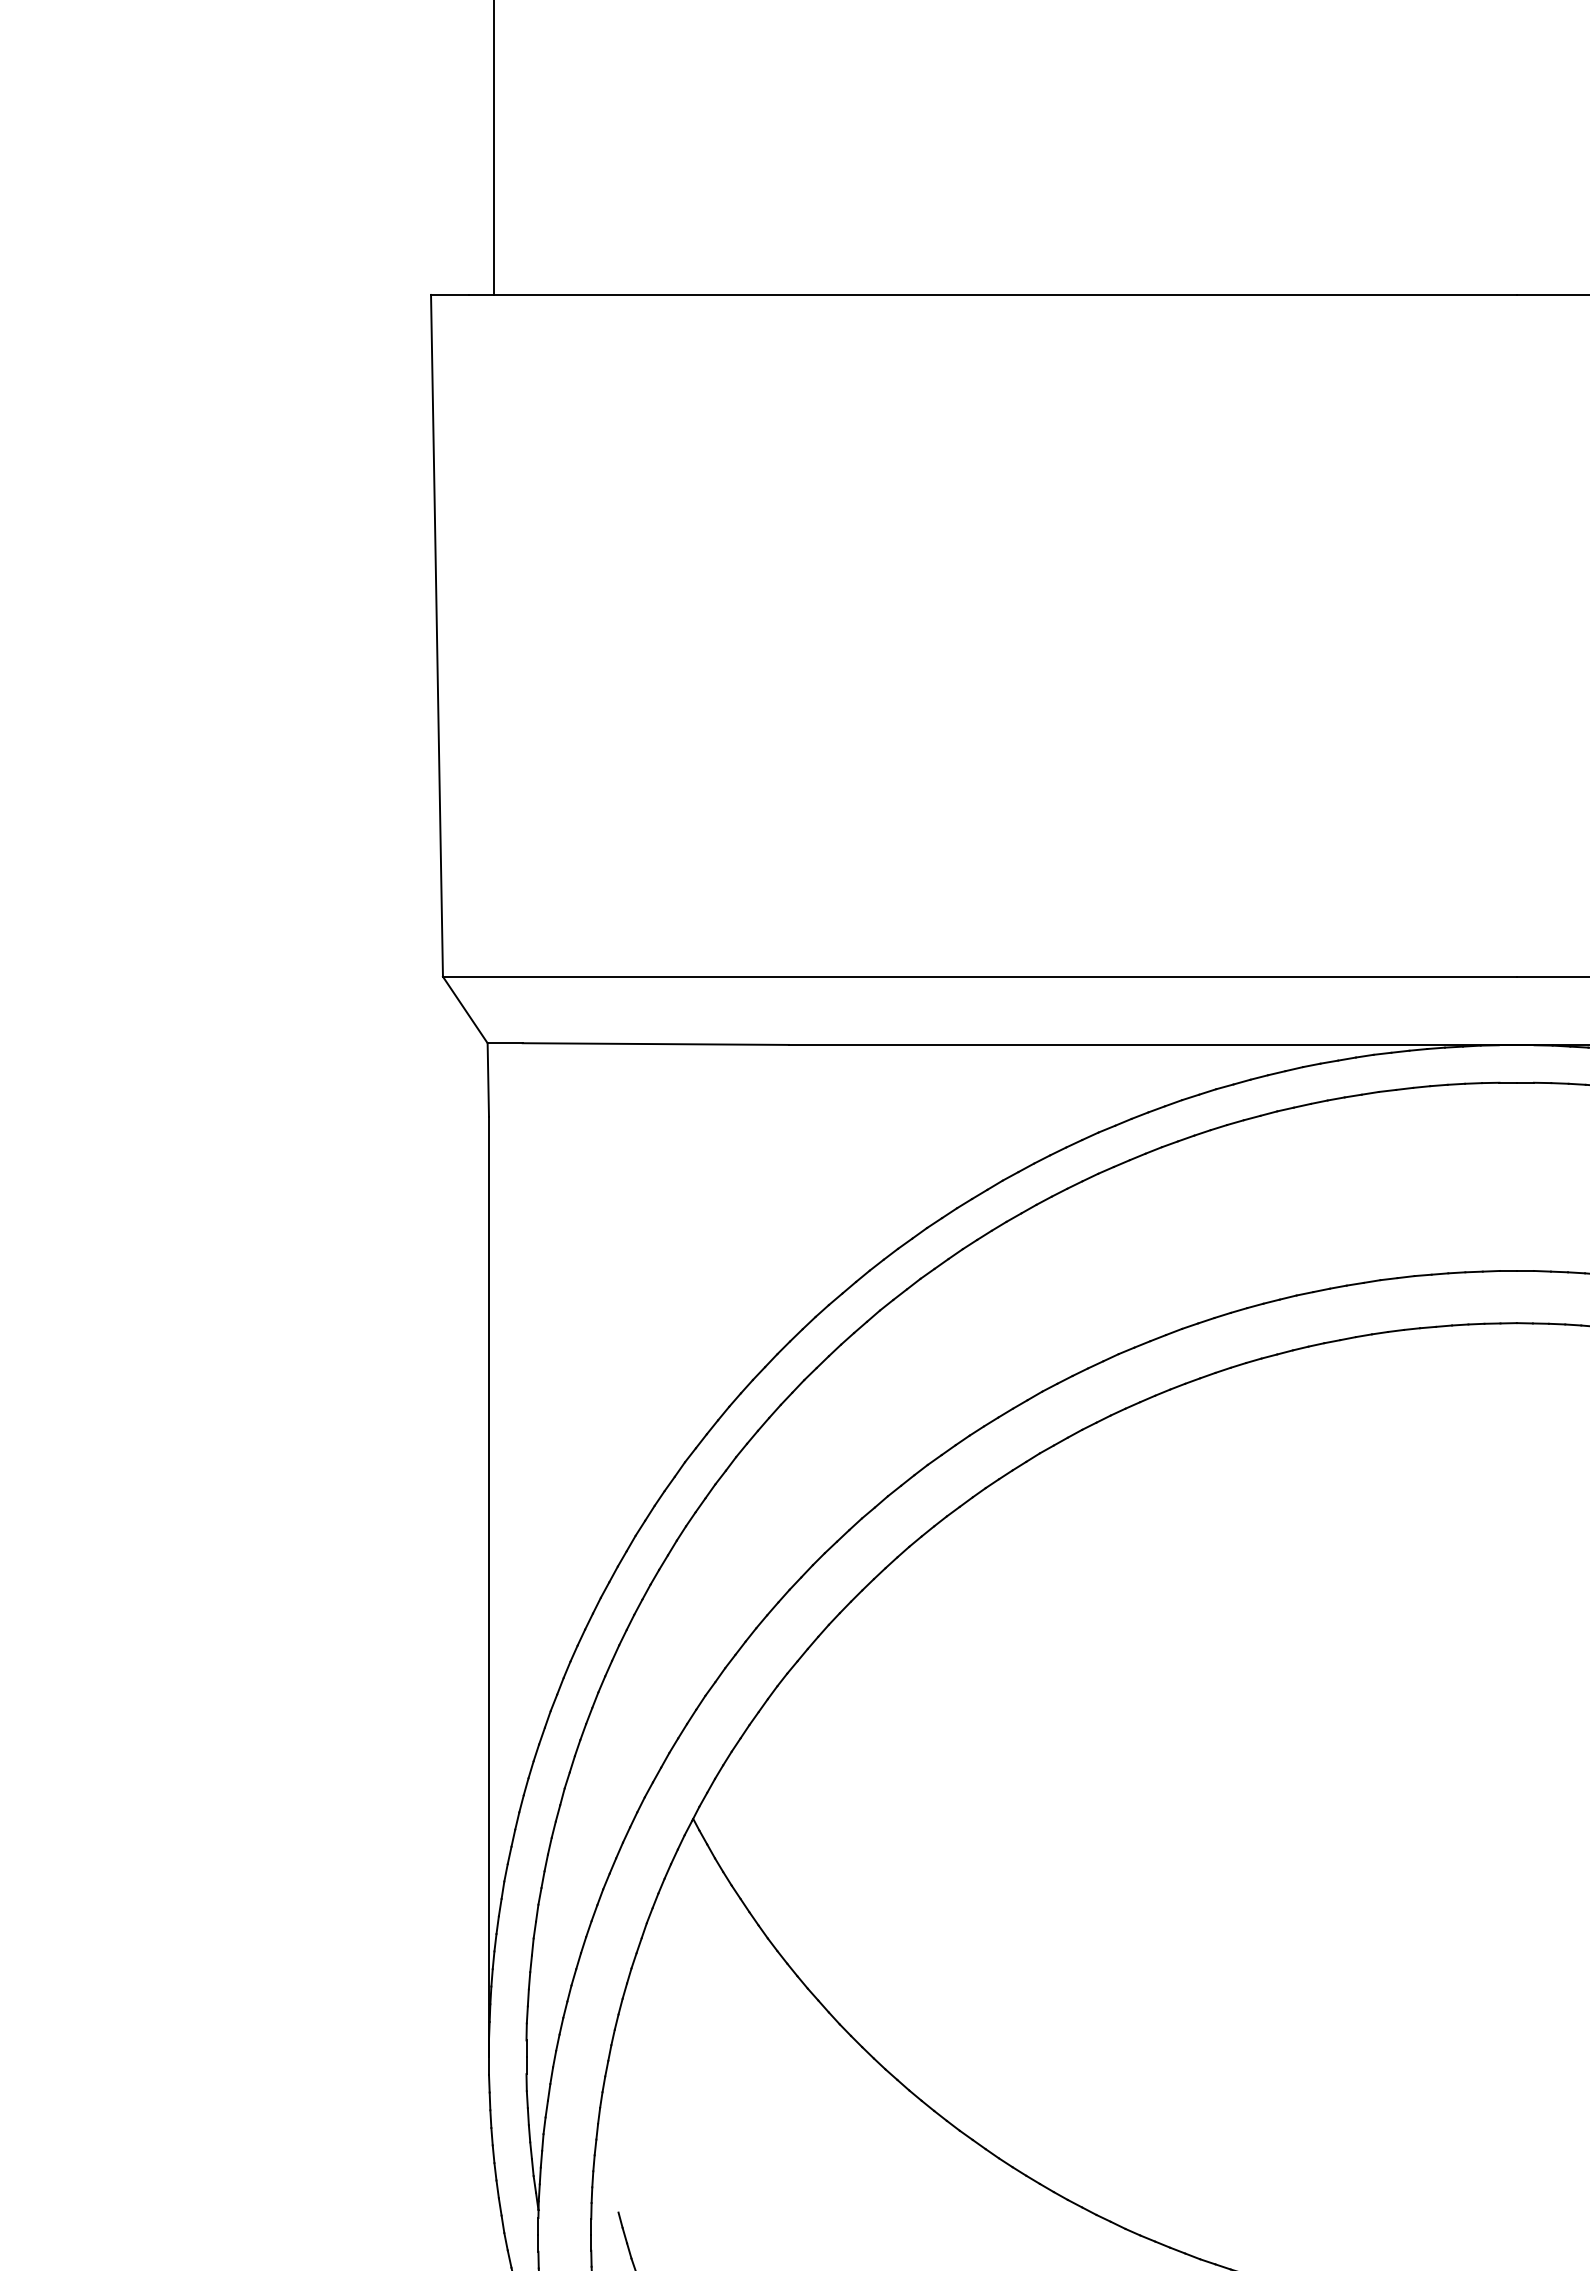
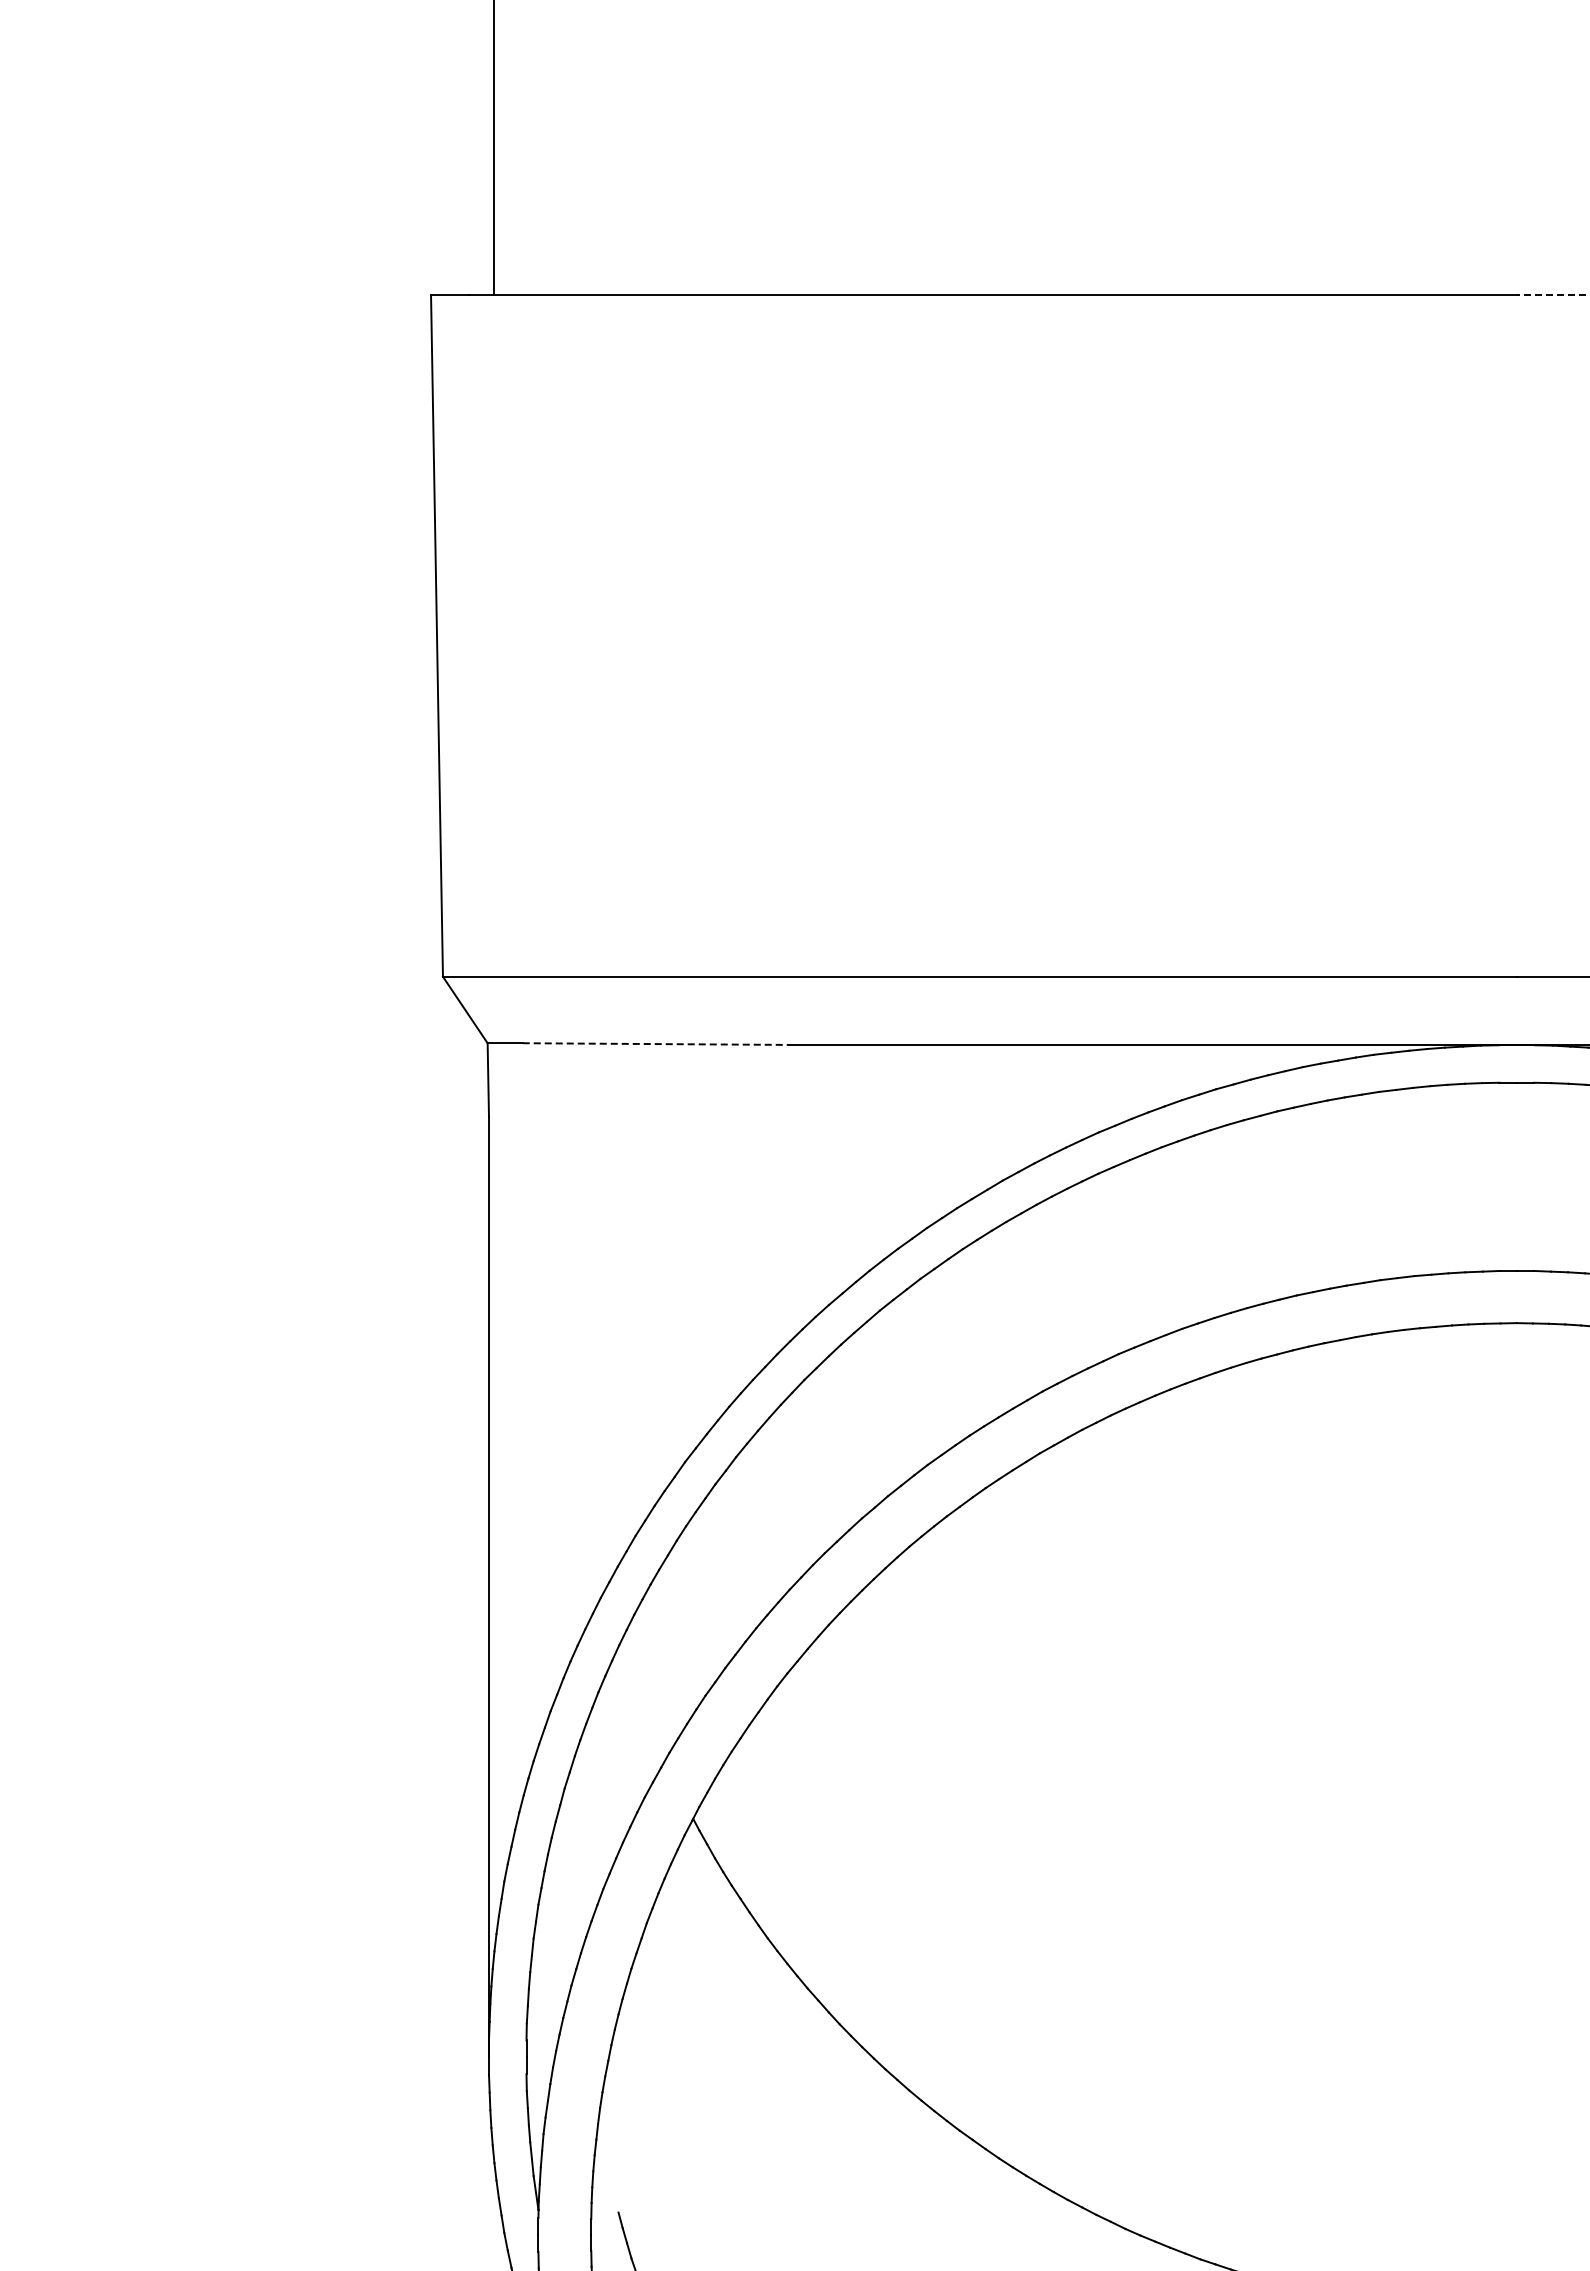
line: solid -> dashed (1552, 294)
line: solid -> dashed (656, 1044)
